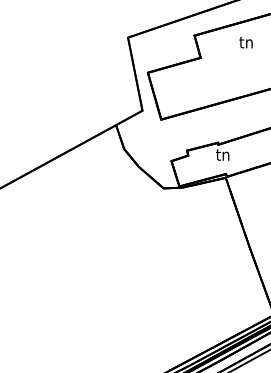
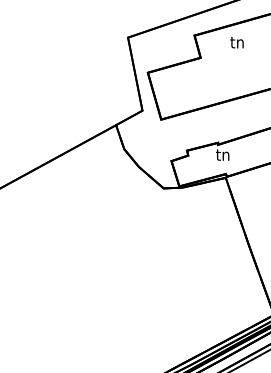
text position: (245, 42) -> (236, 42) (236, 42)
